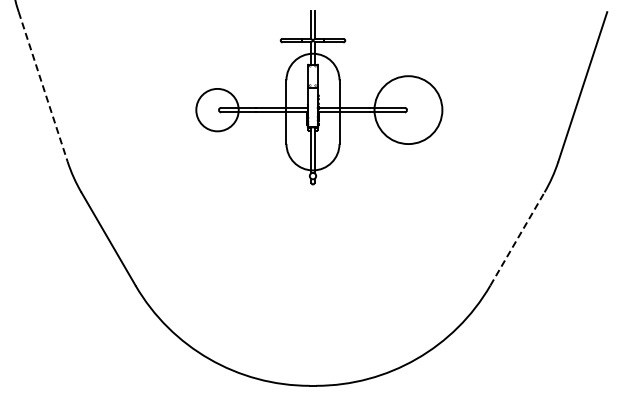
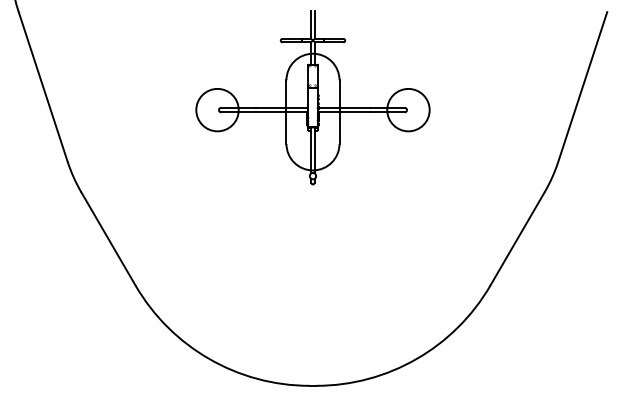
line: dashed -> solid (43, 86)
circle diameter: 68 px -> 42 px (408, 109)
line: dashed -> solid (517, 238)
